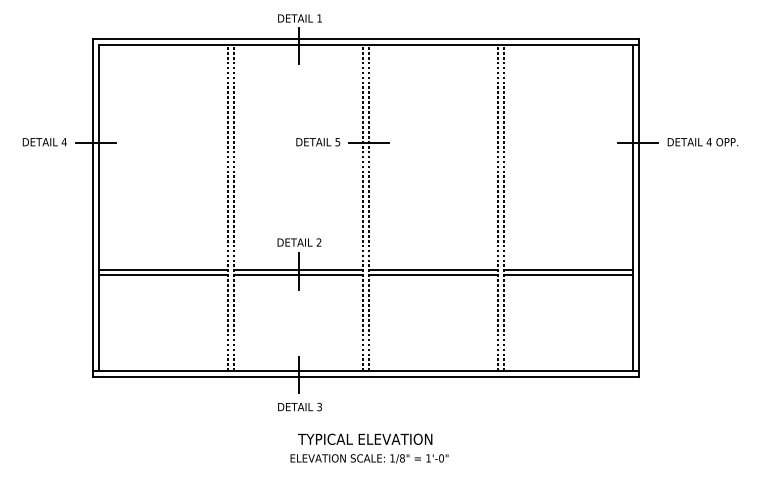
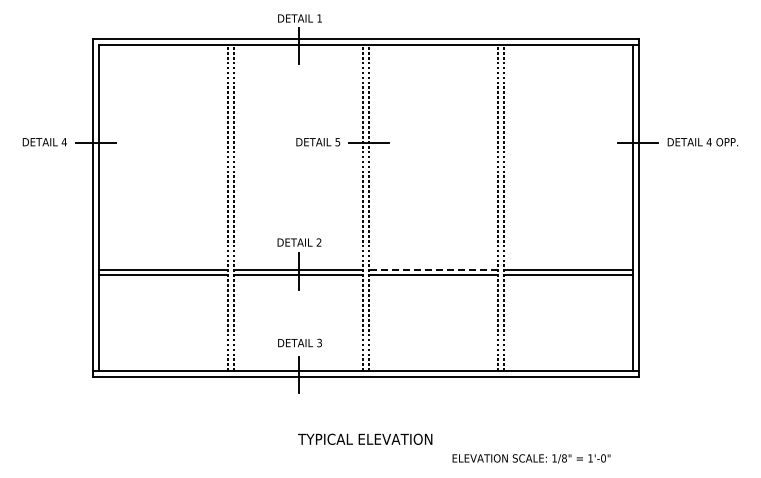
line: solid -> dashed (433, 269)
text position: (299, 406) -> (299, 342) (299, 342)
text position: (369, 458) -> (531, 458) (531, 458)
